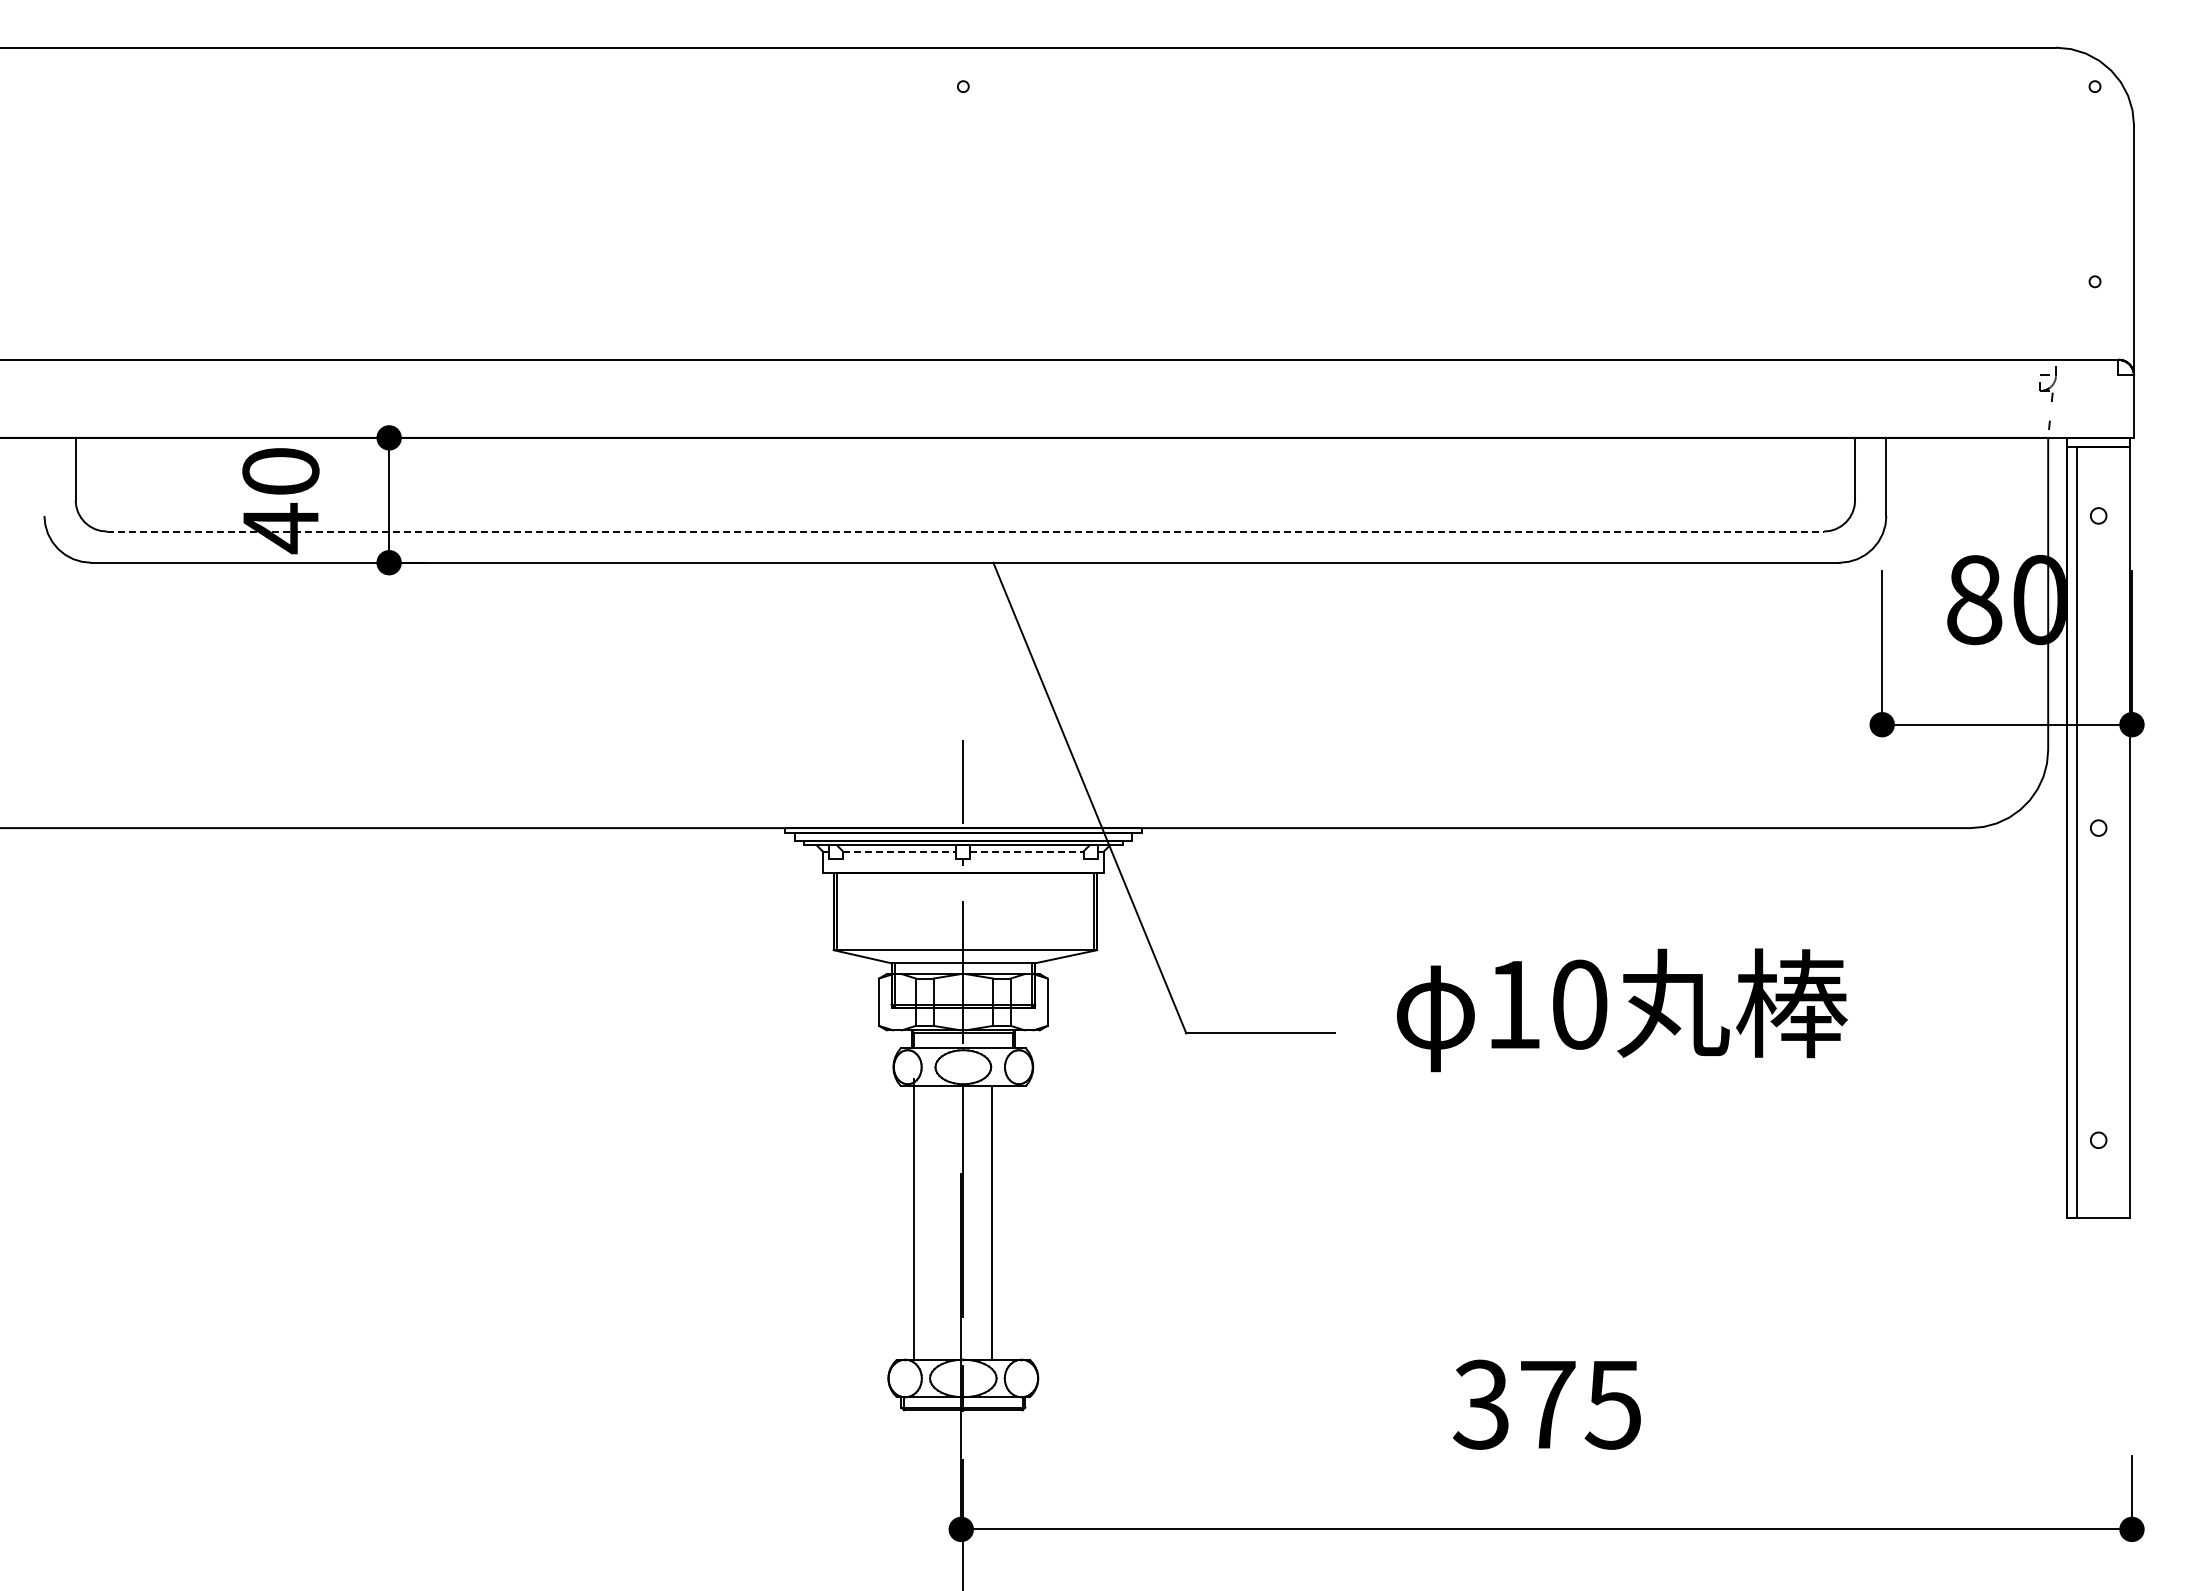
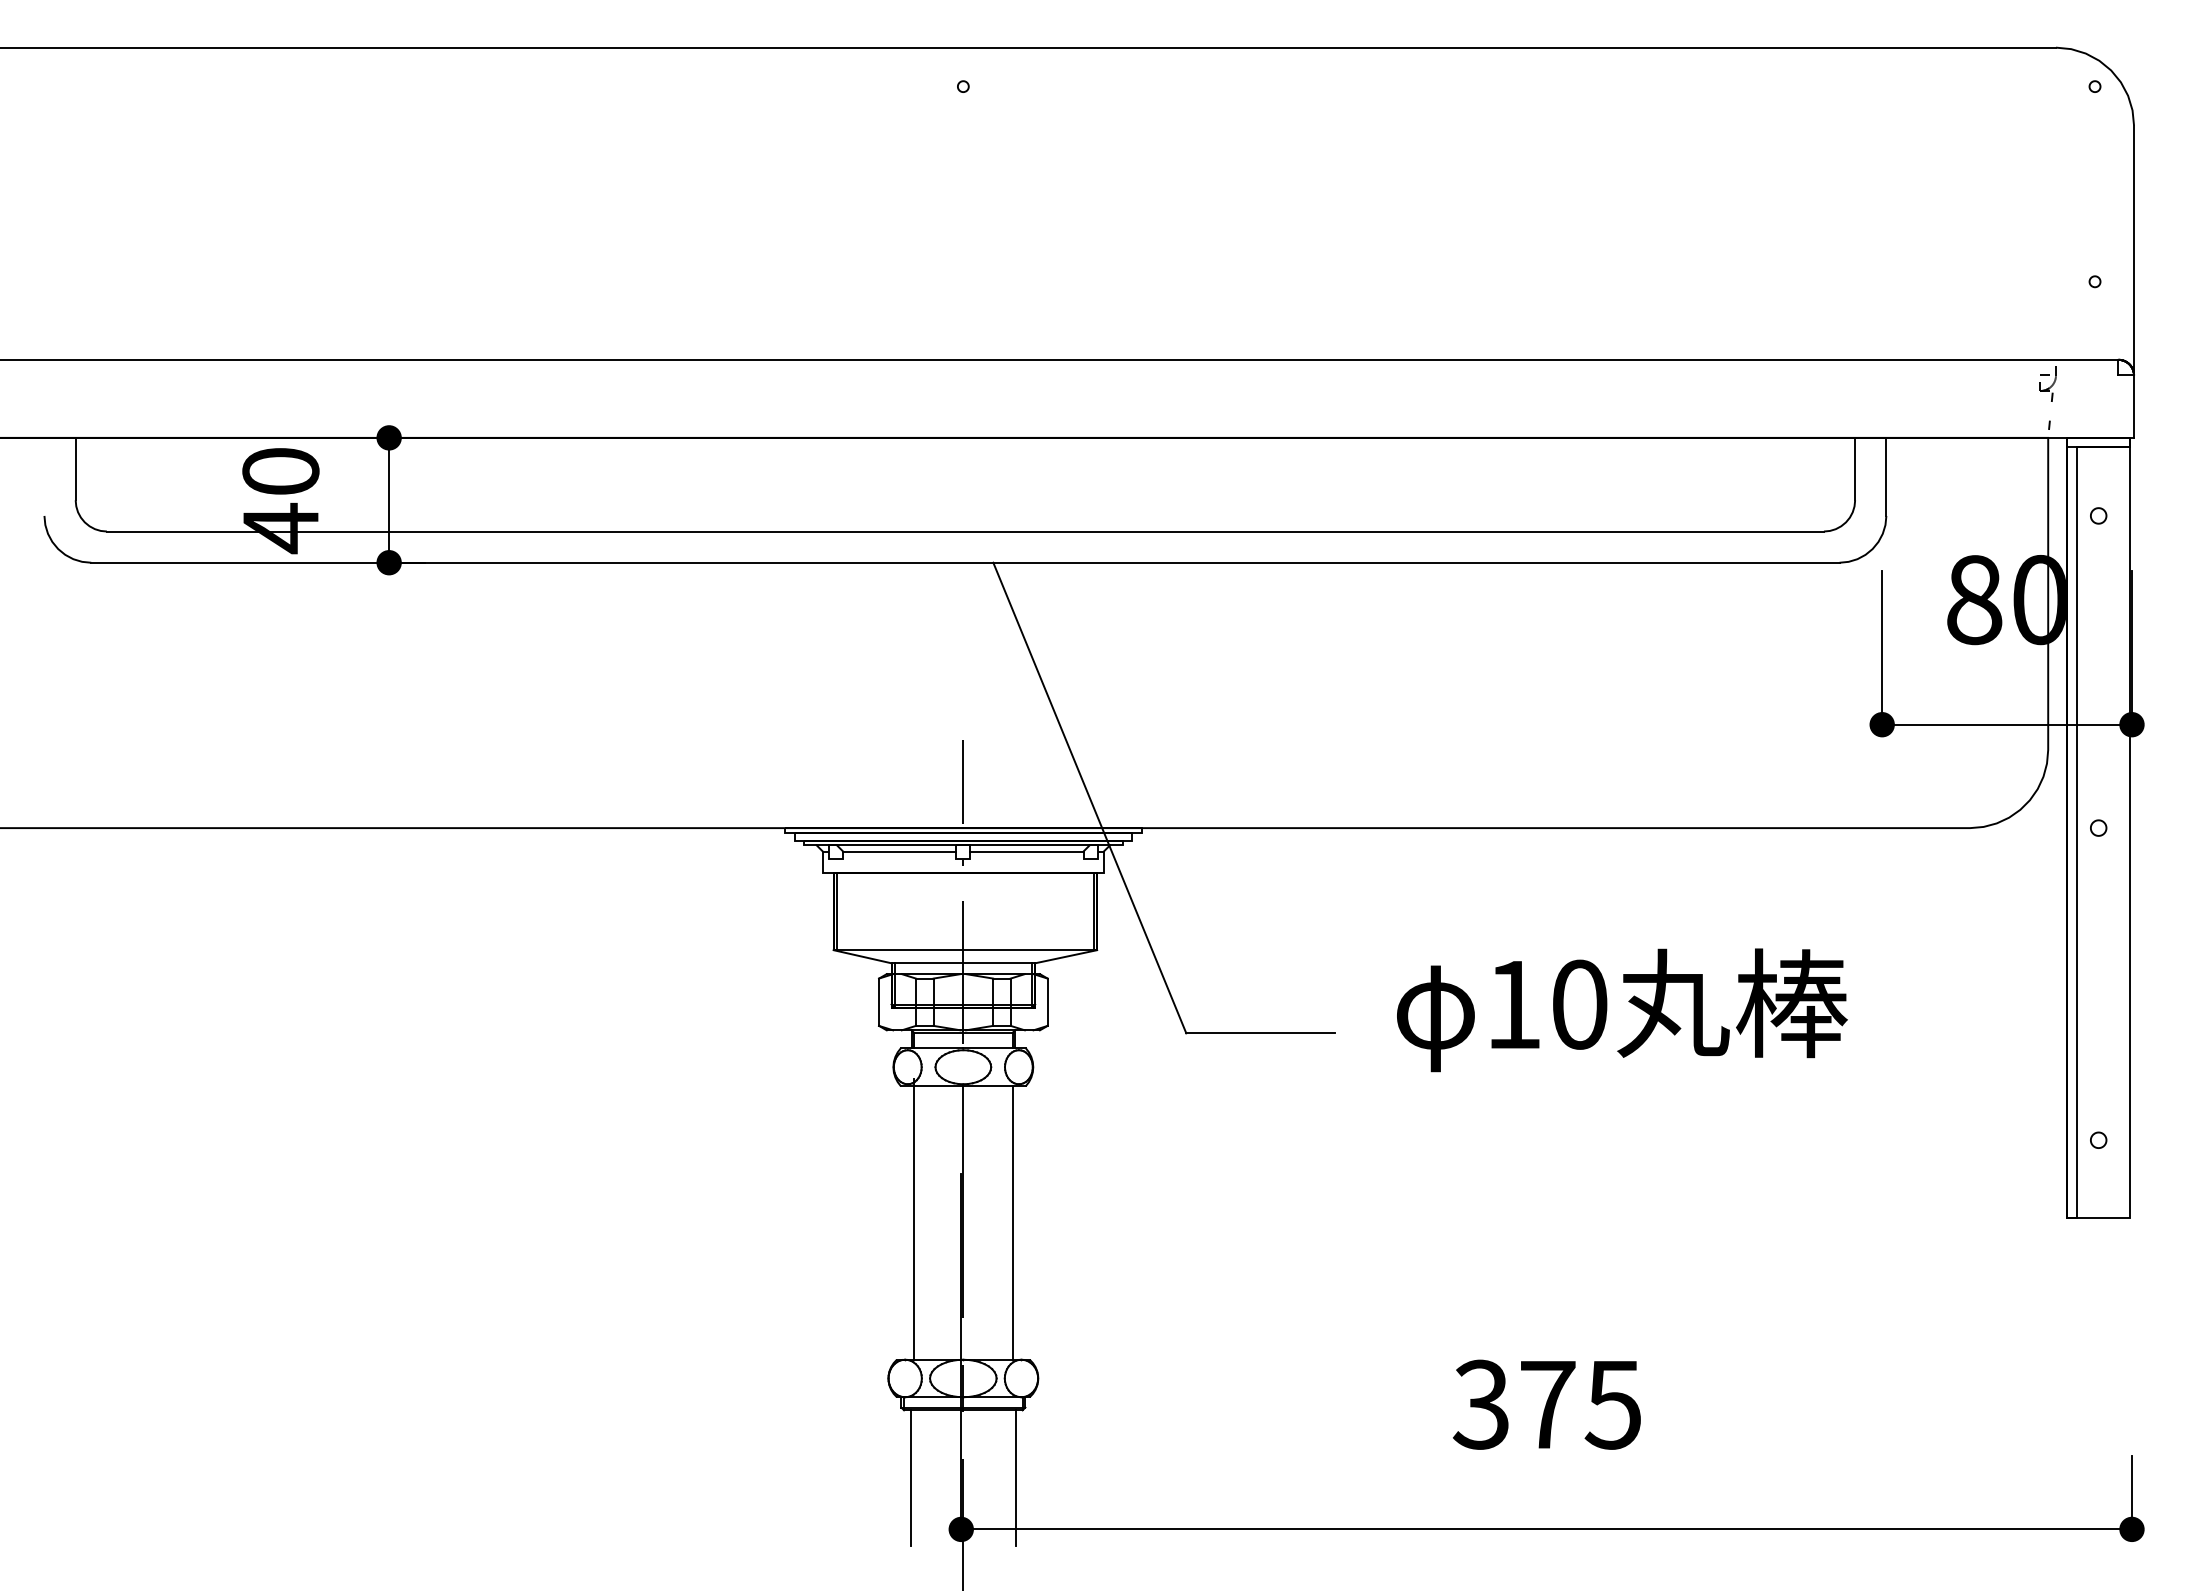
line: dashed -> solid (965, 531)
line: dashed -> solid (899, 851)
line: dashed -> solid (1026, 851)
line position: (991, 1222) -> (1012, 1222) (1012, 1222)
line: none -> present (910, 1477)
line: none -> present (1015, 1477)
